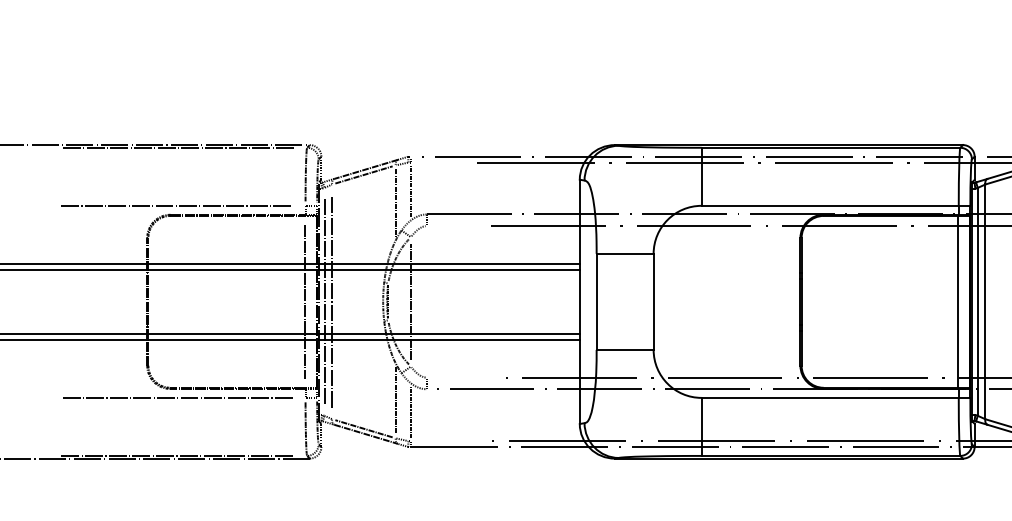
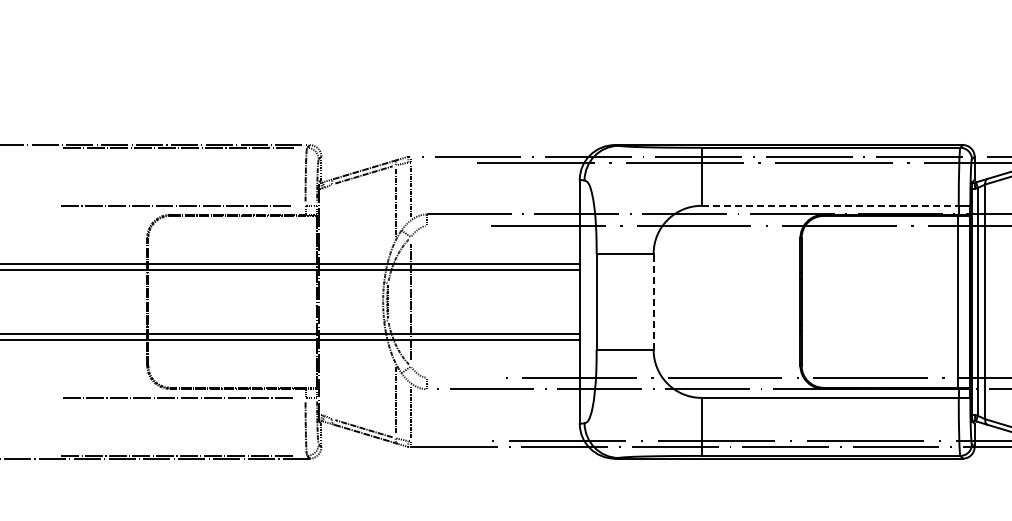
line: solid -> dashed (830, 205)
line: present -> none (304, 301)
line: present -> none (324, 301)
line: present -> none (332, 301)
line: solid -> dashed (653, 301)
